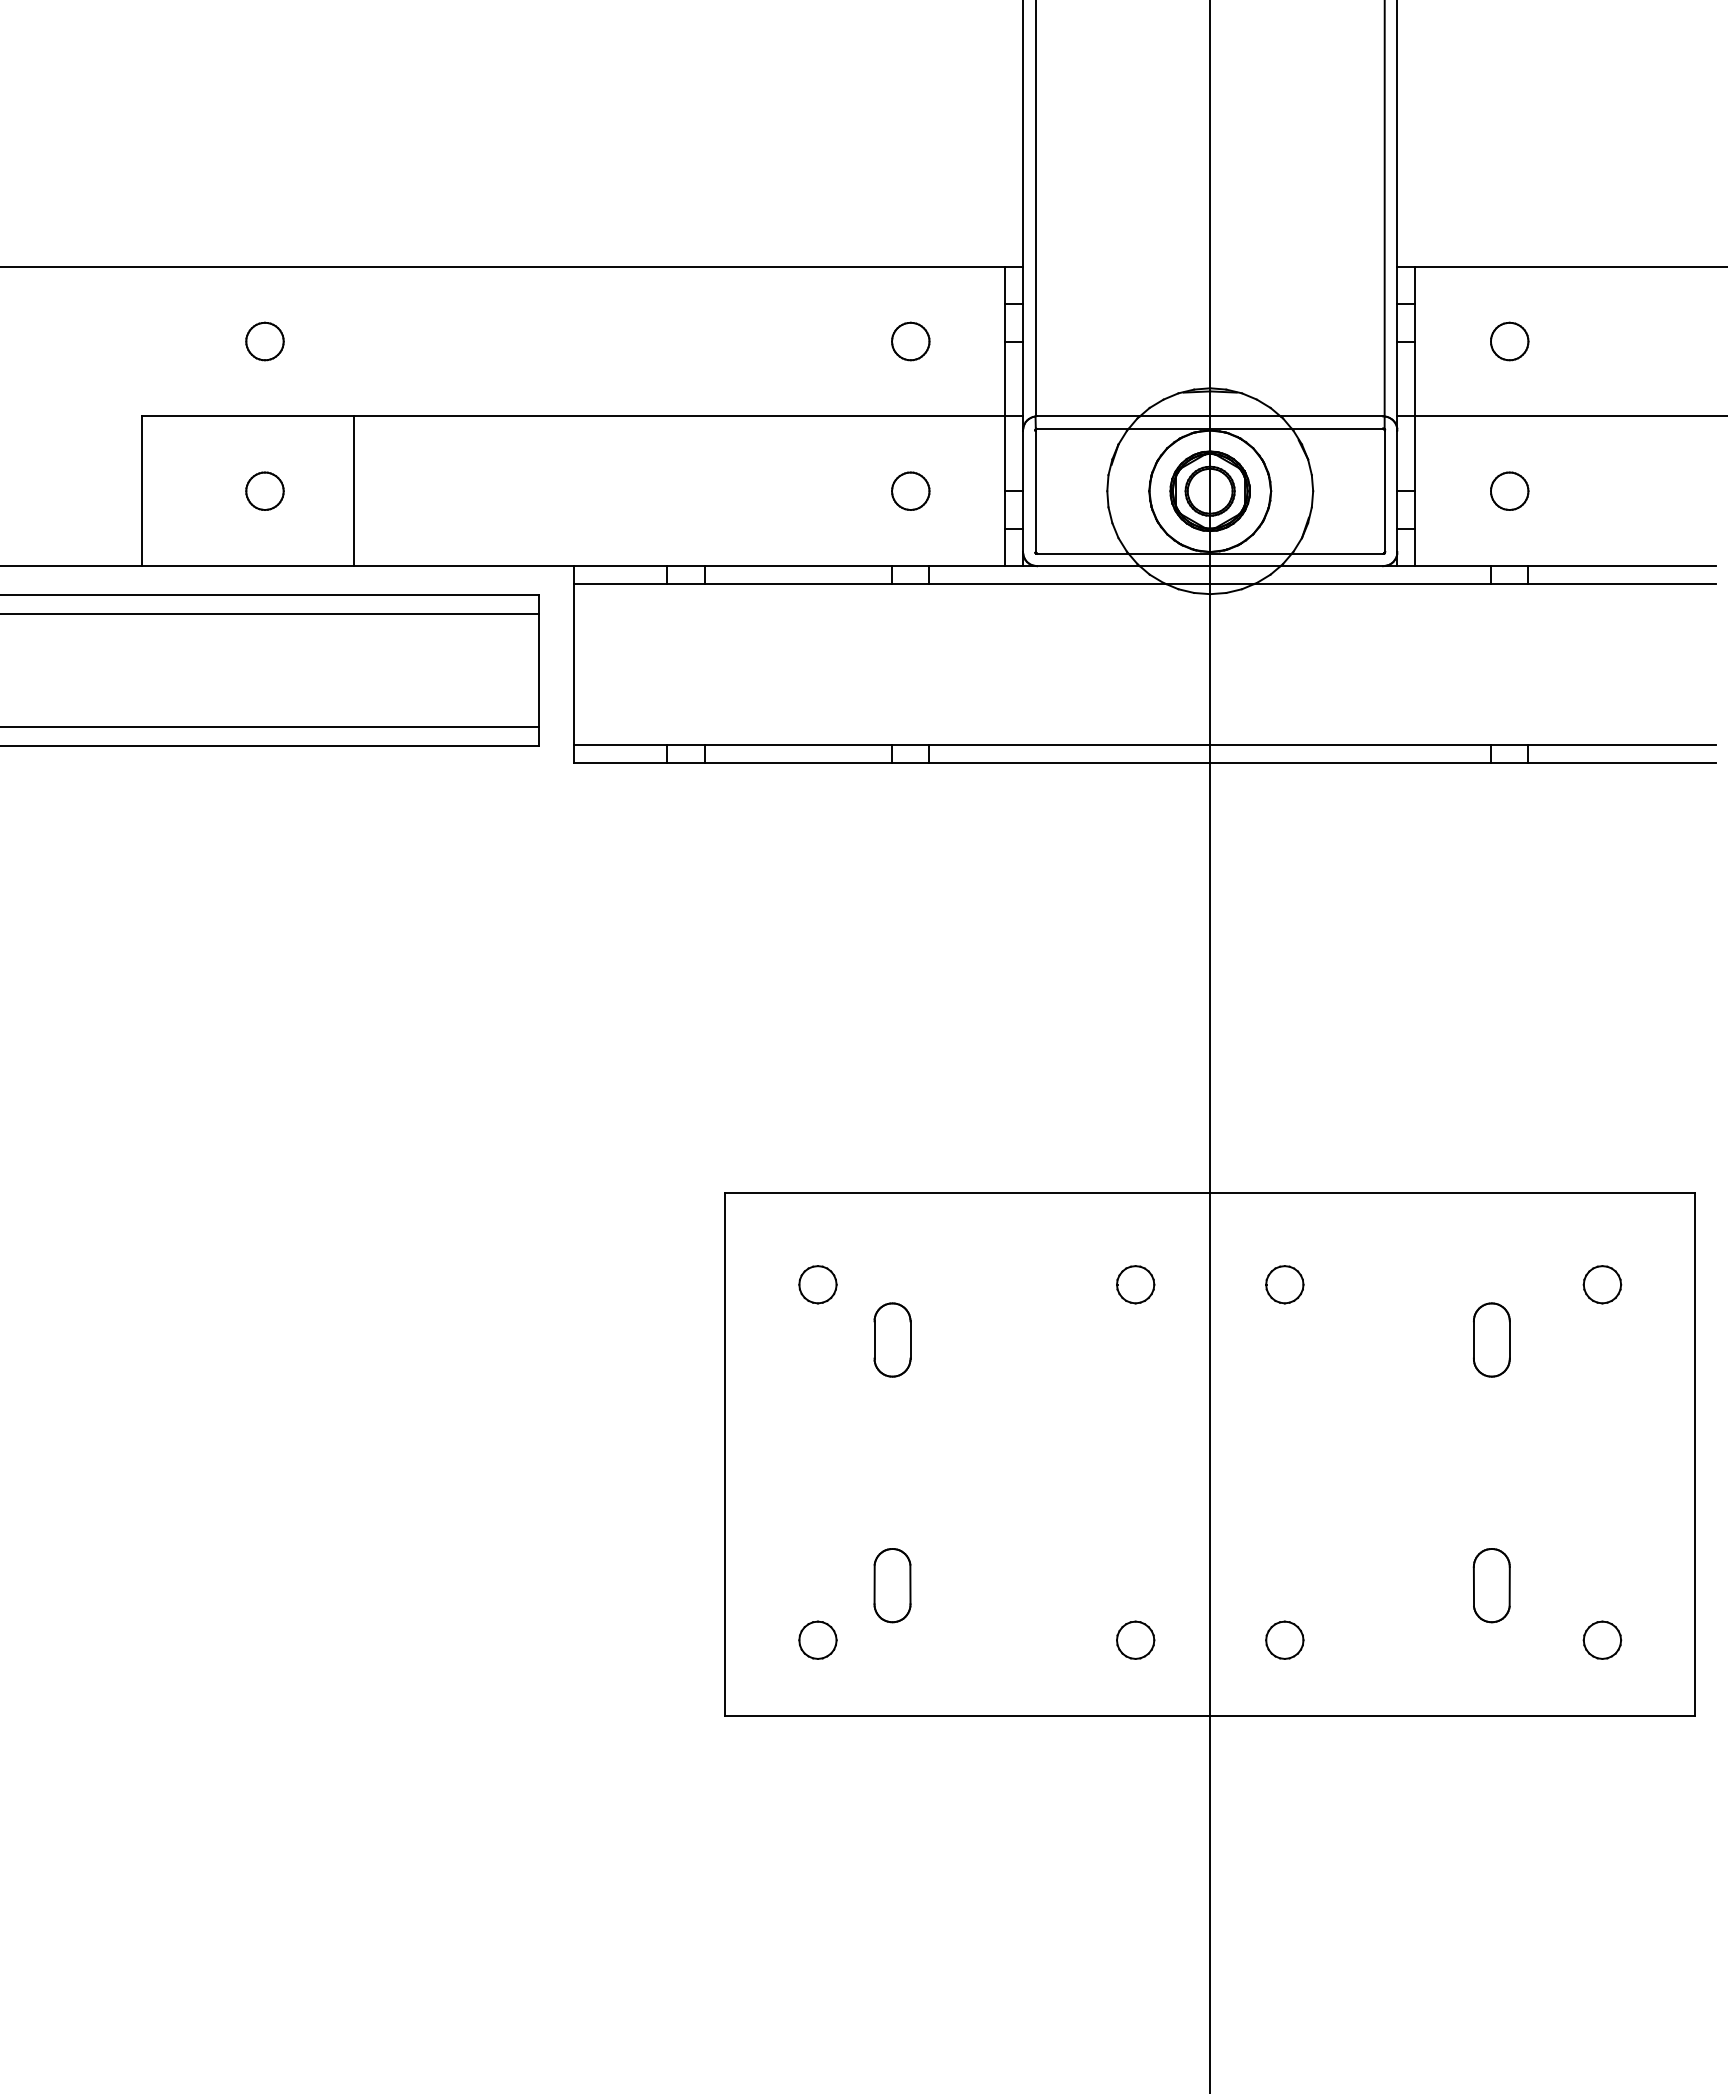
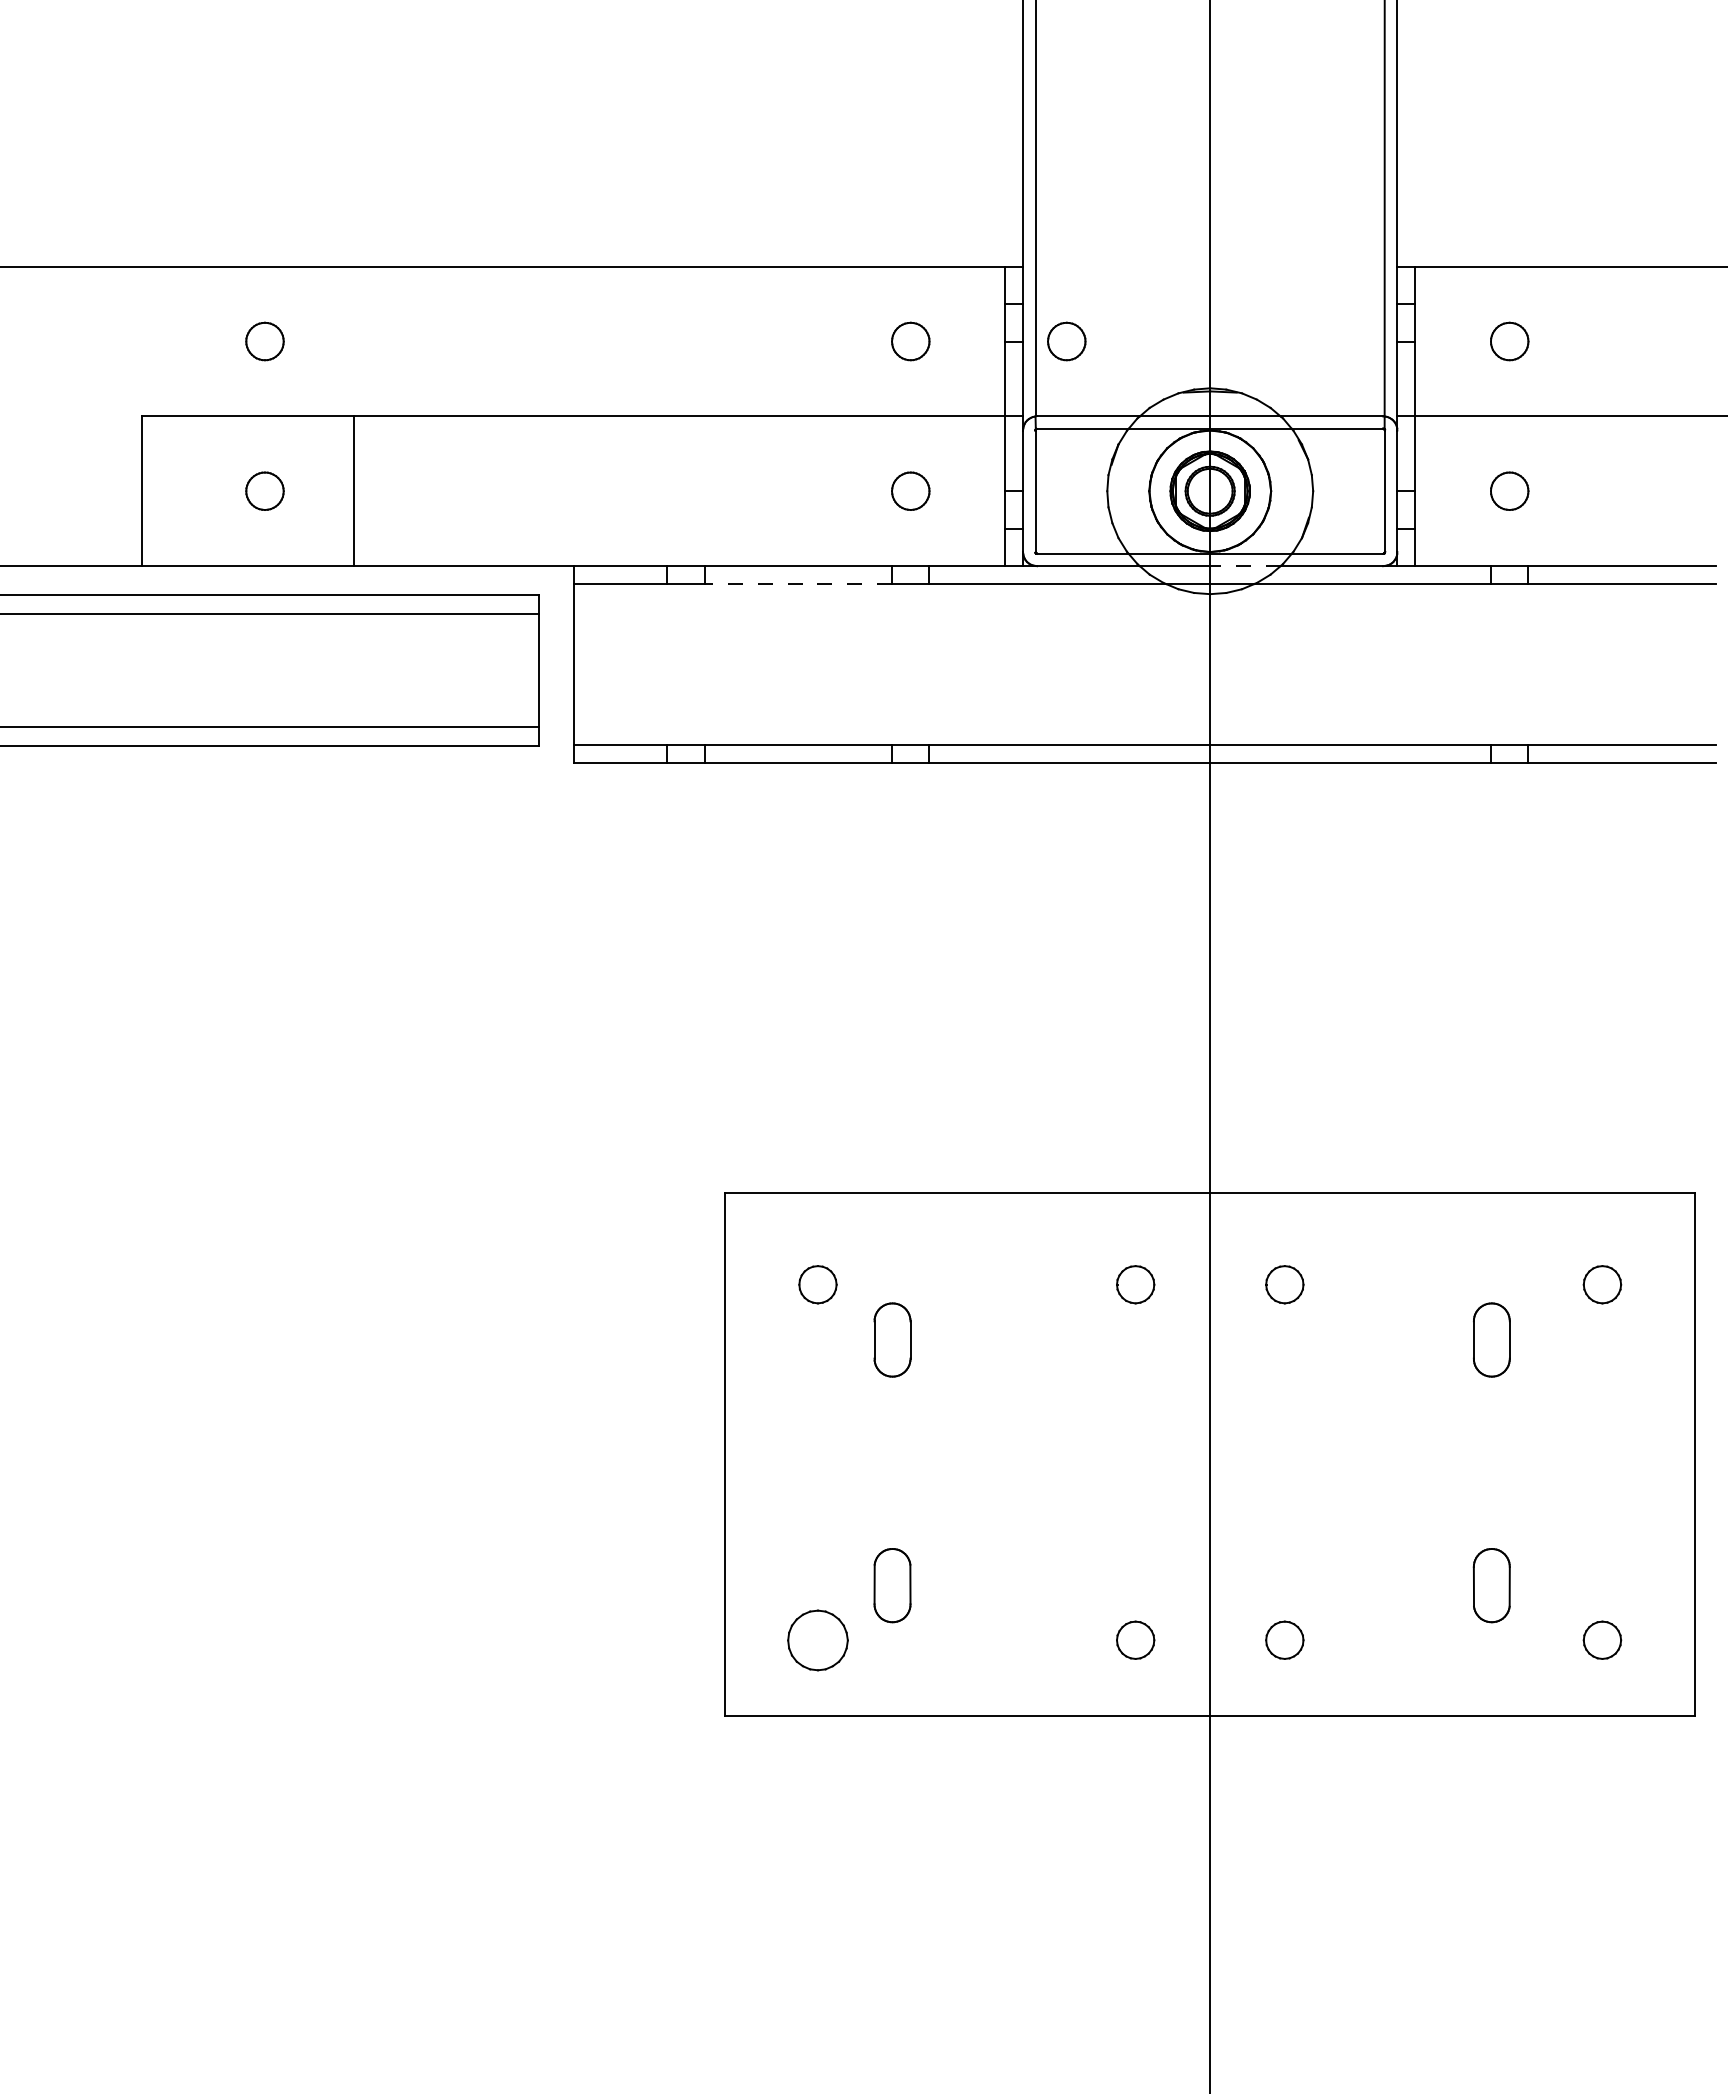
part: none -> present (1066, 341)
line: solid -> dashed (1244, 566)
line: solid -> dashed (798, 584)
part size: 40x40 px -> 62x63 px (817, 1640)
